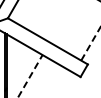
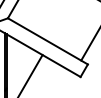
line: dashed -> solid (91, 43)
line: dashed -> solid (30, 75)
